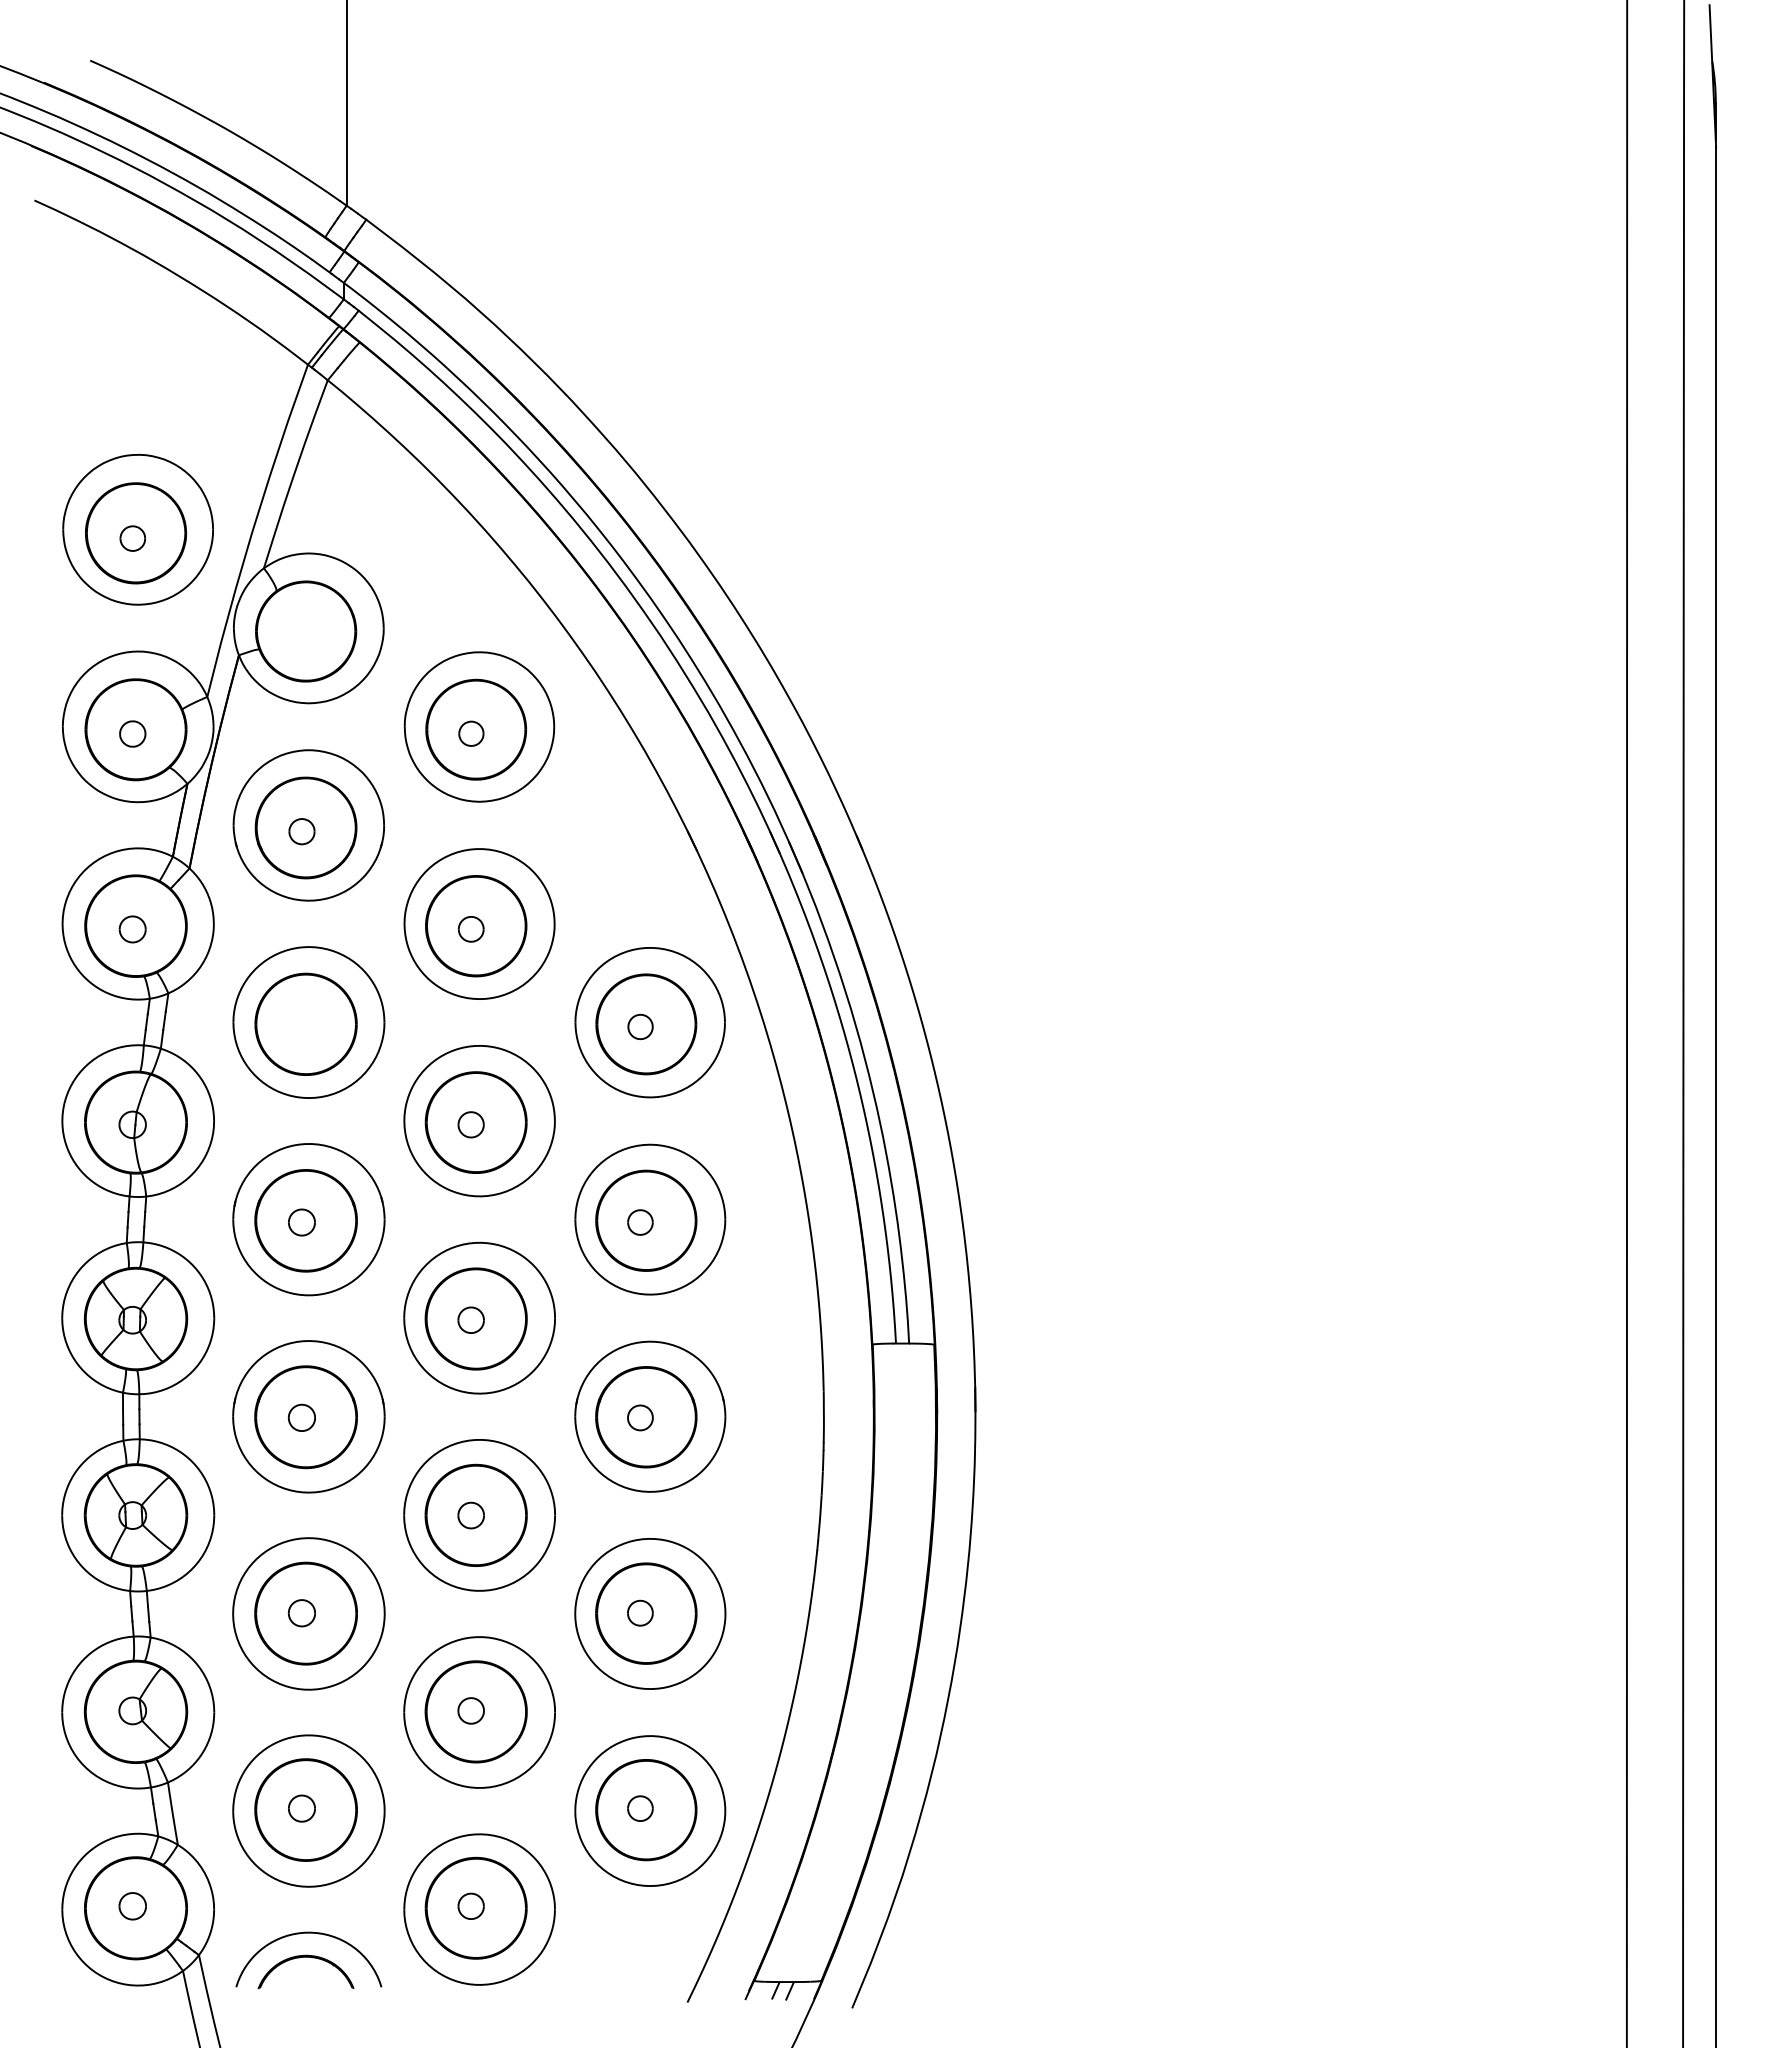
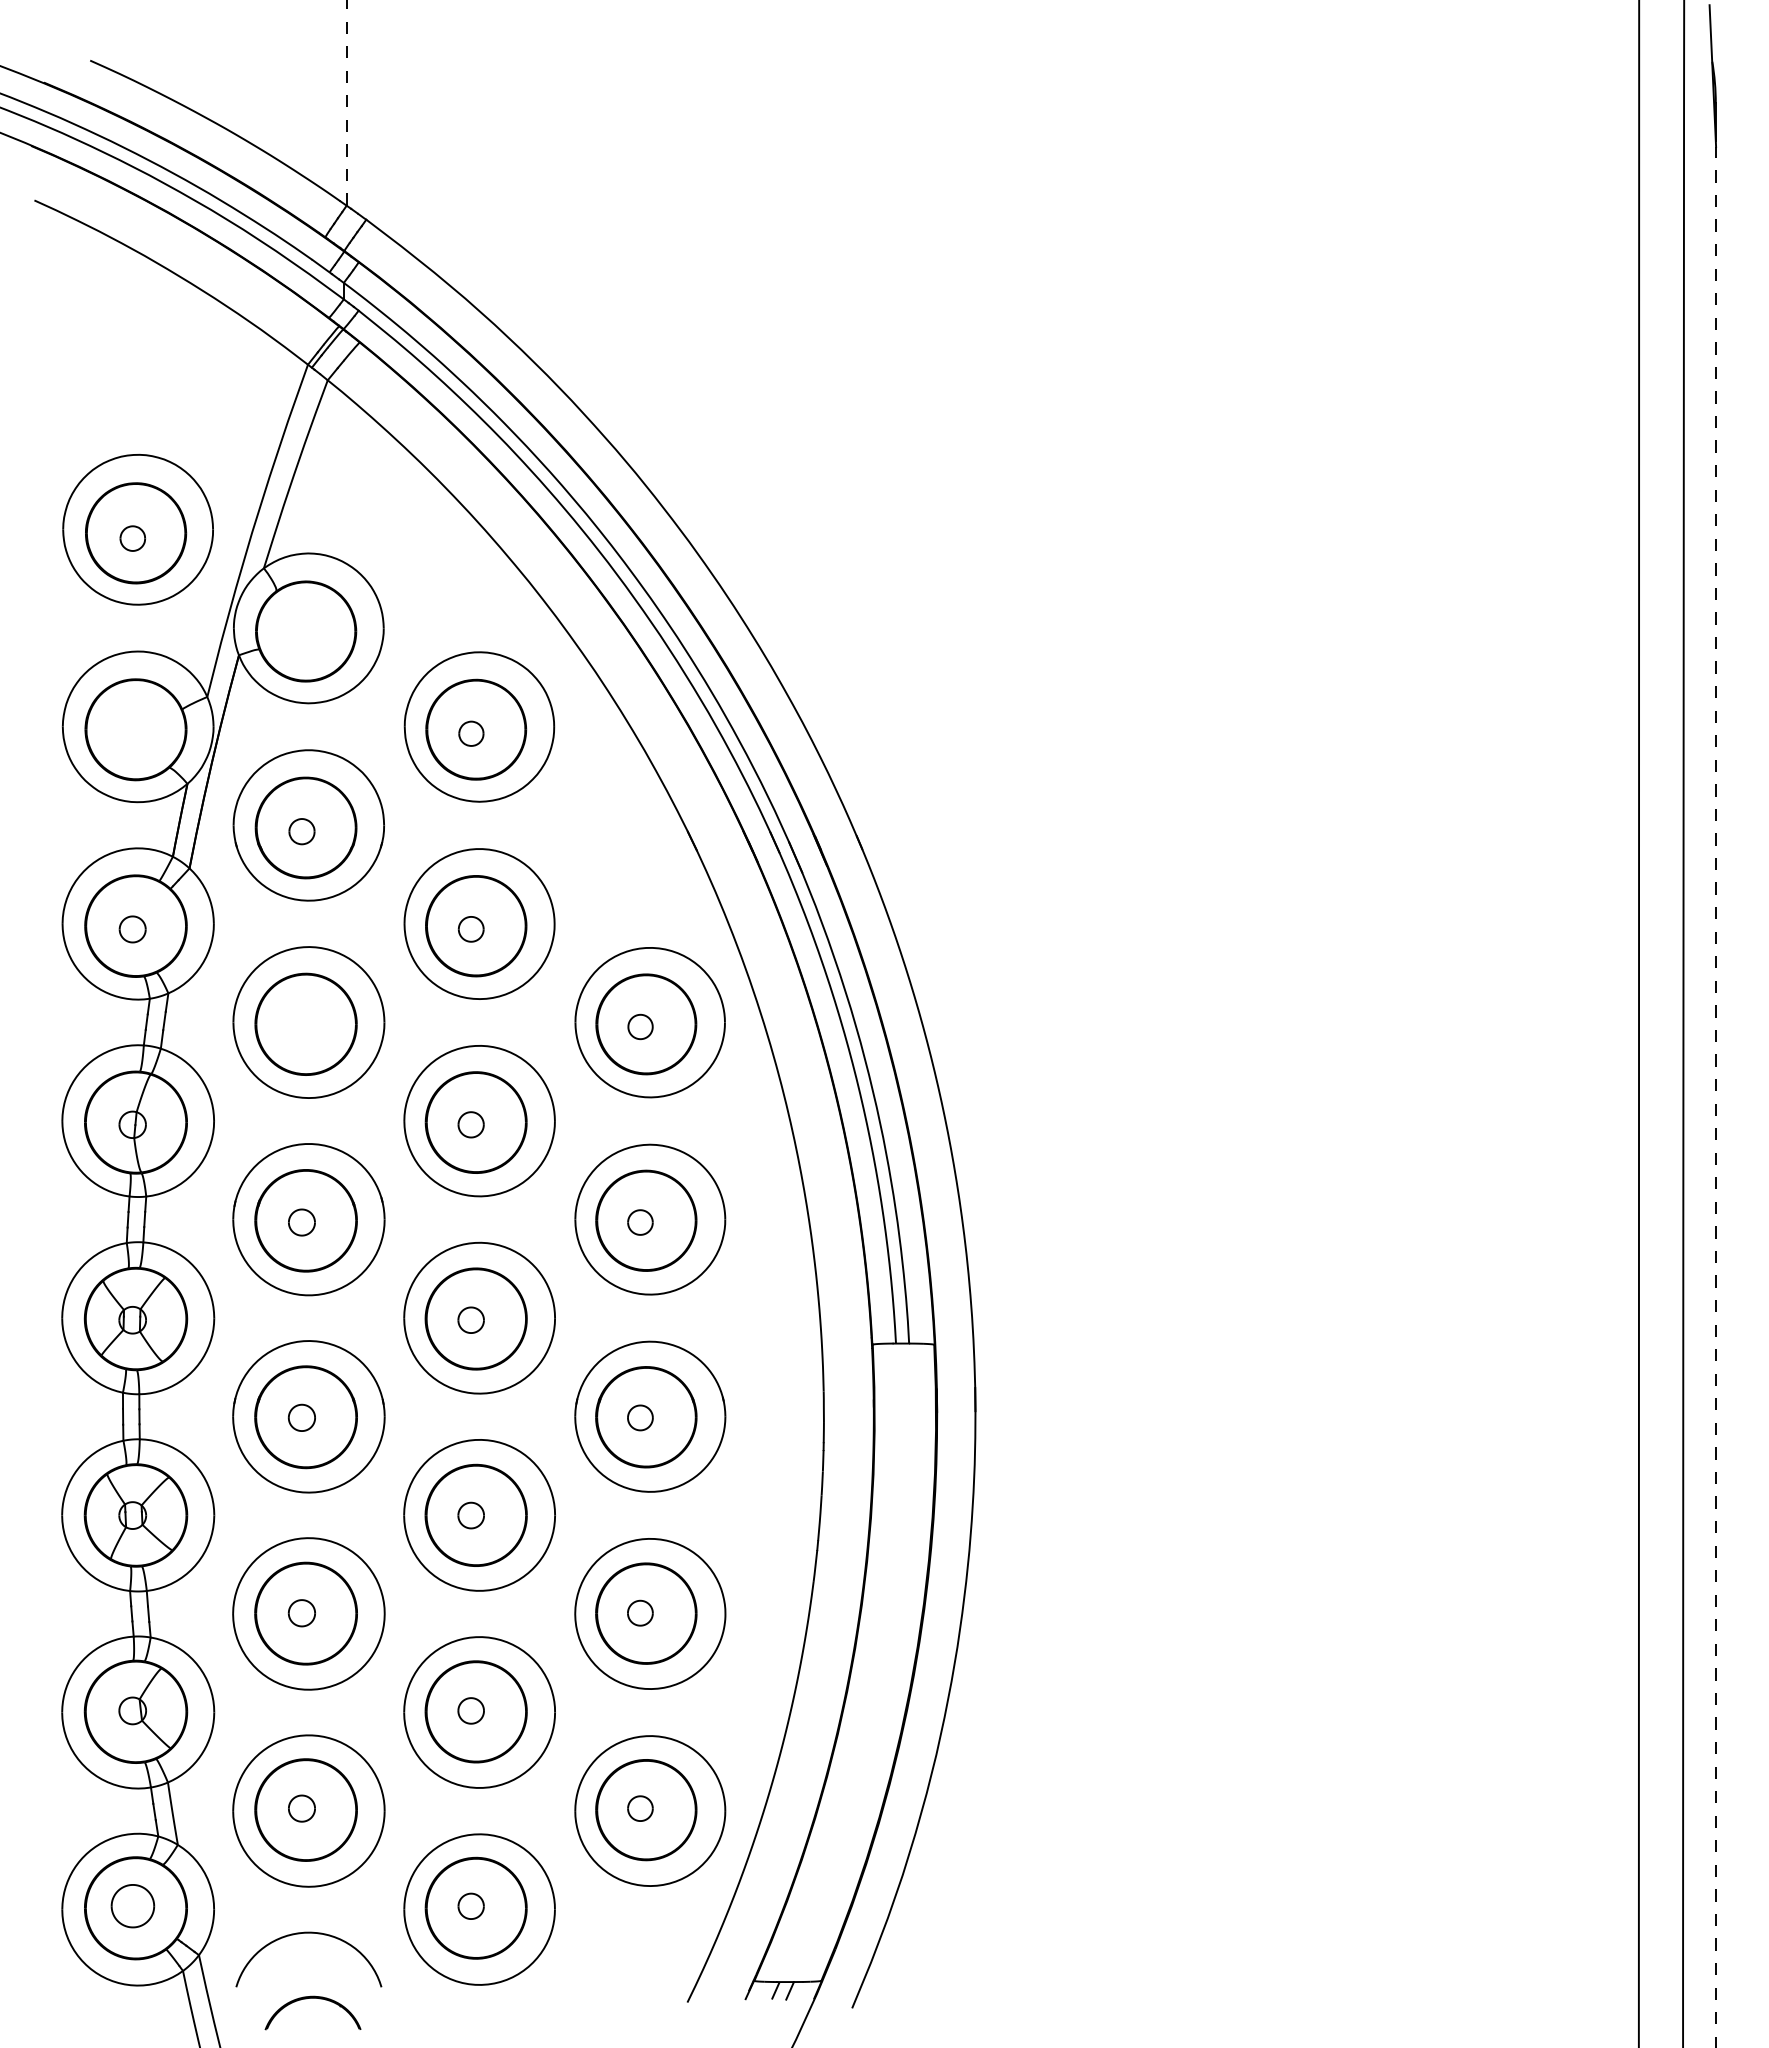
line: solid -> dashed (346, 102)
part: present -> none (132, 733)
line position: (1626, 1023) -> (1638, 1023) (1638, 1023)
line: solid -> dashed (1716, 1096)
part size: 29x29 px -> 46x45 px (132, 1906)
part position: (305, 1957) -> (312, 1998) (312, 1998)
